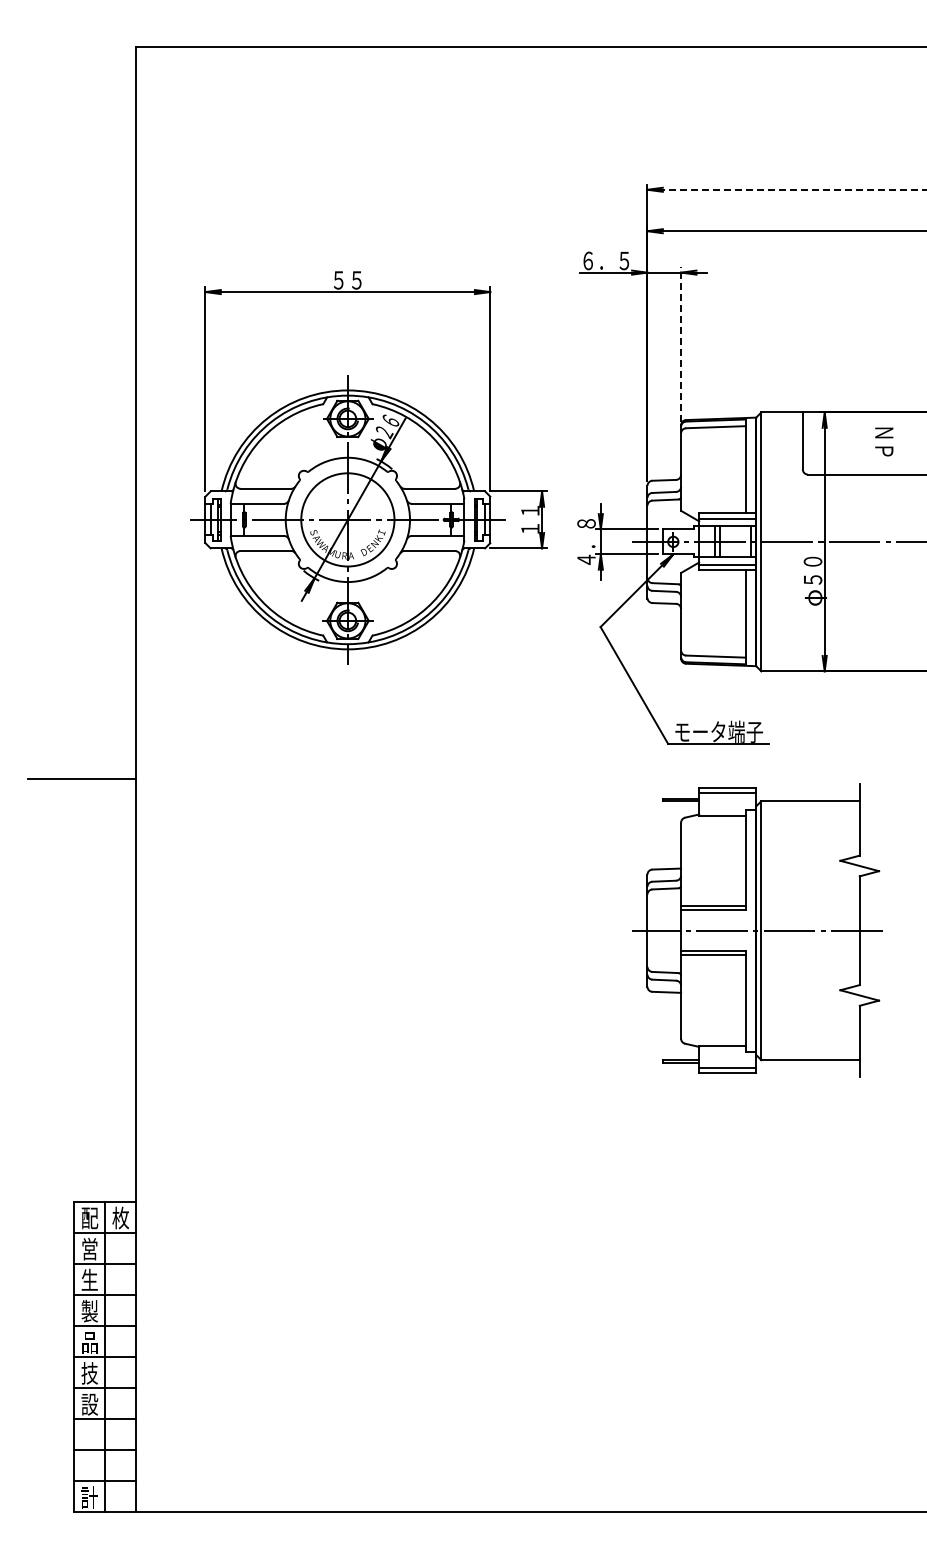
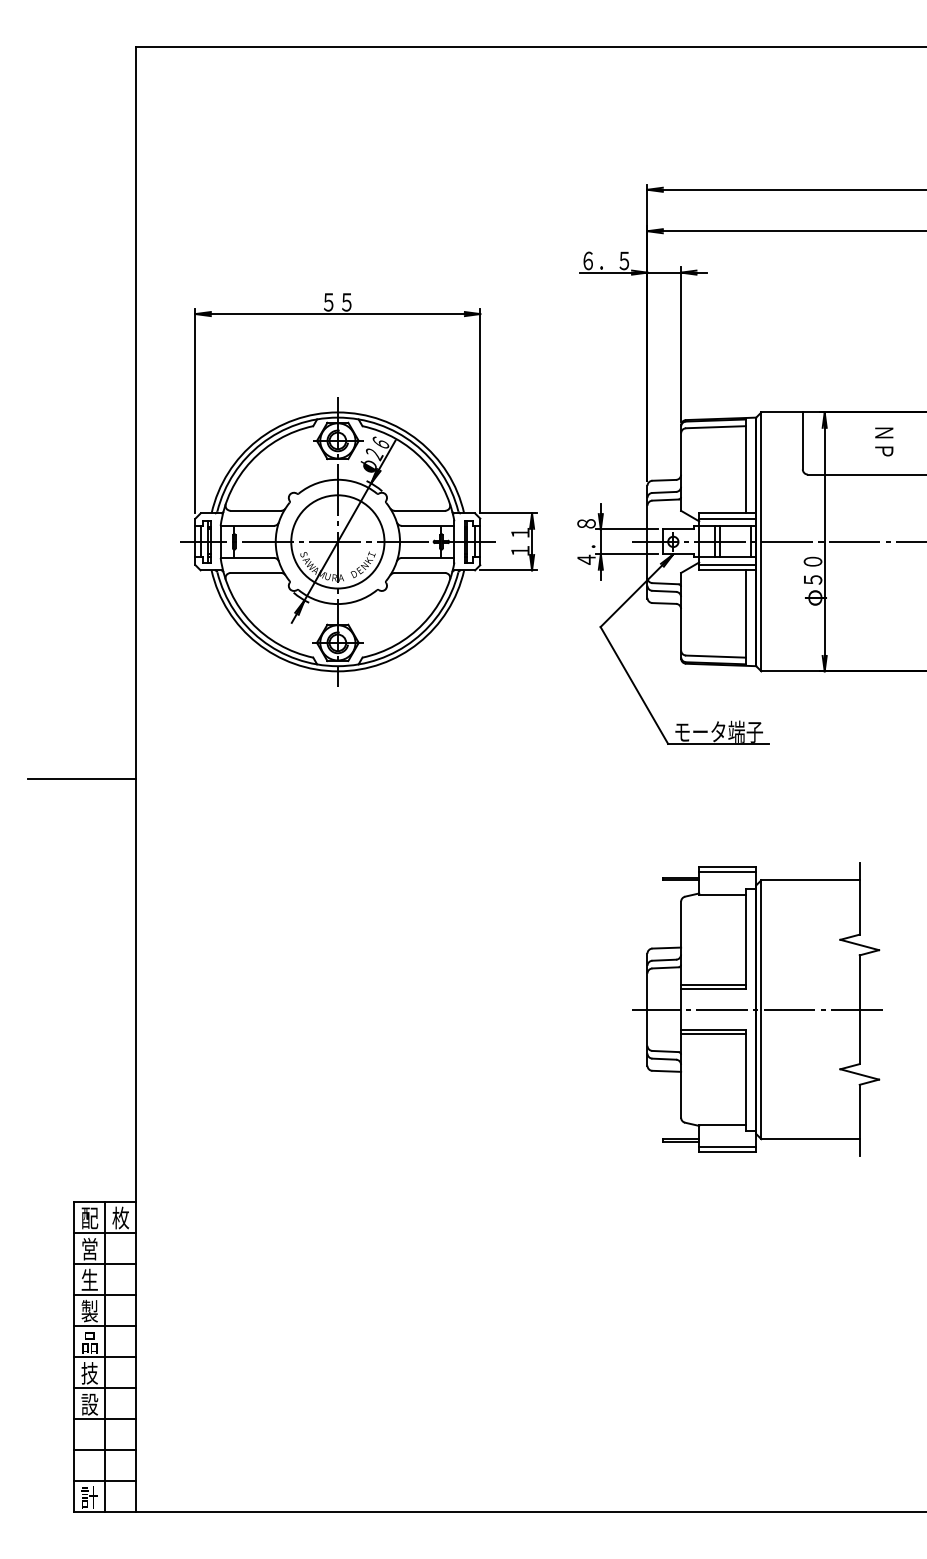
line: dashed -> solid (787, 189)
line: dashed -> solid (681, 344)
part position: (368, 467) -> (358, 489) (358, 489)
part position: (757, 930) -> (757, 1009) (757, 1009)
